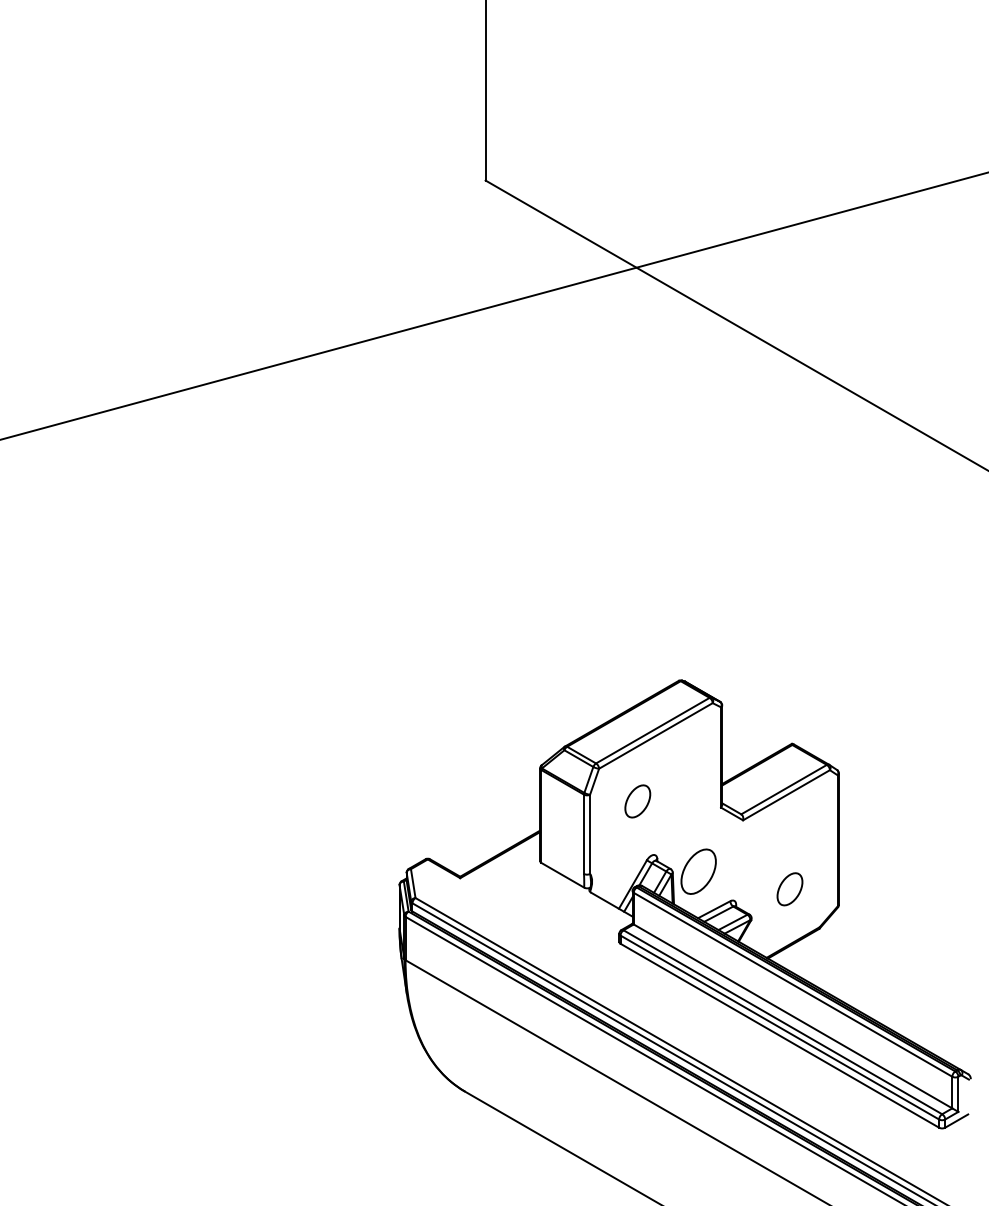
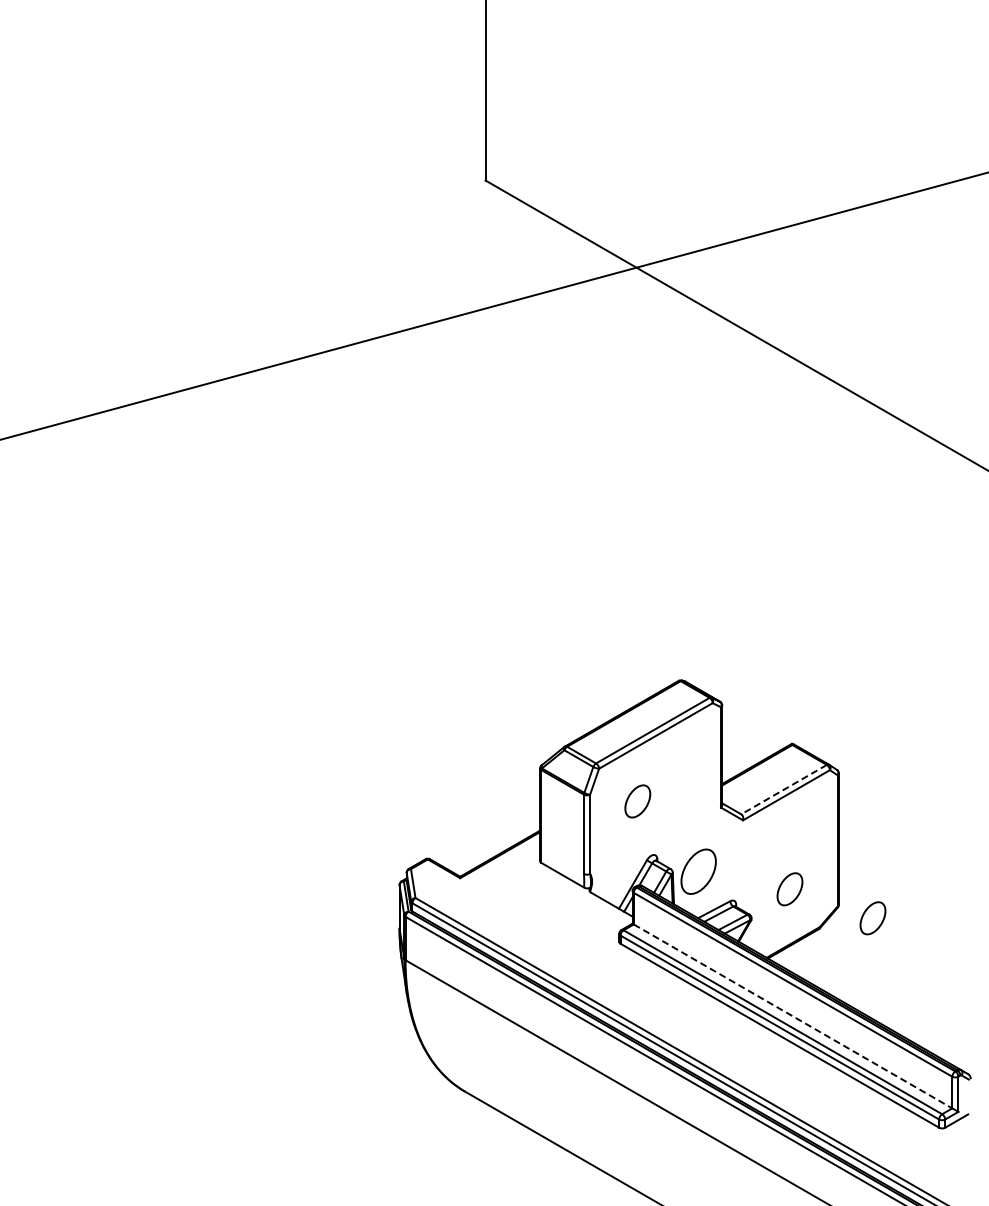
line: solid -> dashed (783, 789)
part: none -> present (872, 918)
line: solid -> dashed (793, 1016)
